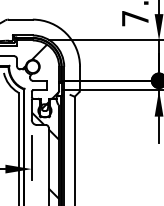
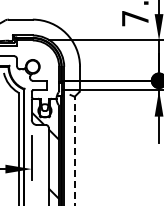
hatch: present -> none (40, 76)
line: solid -> dashed (74, 150)
